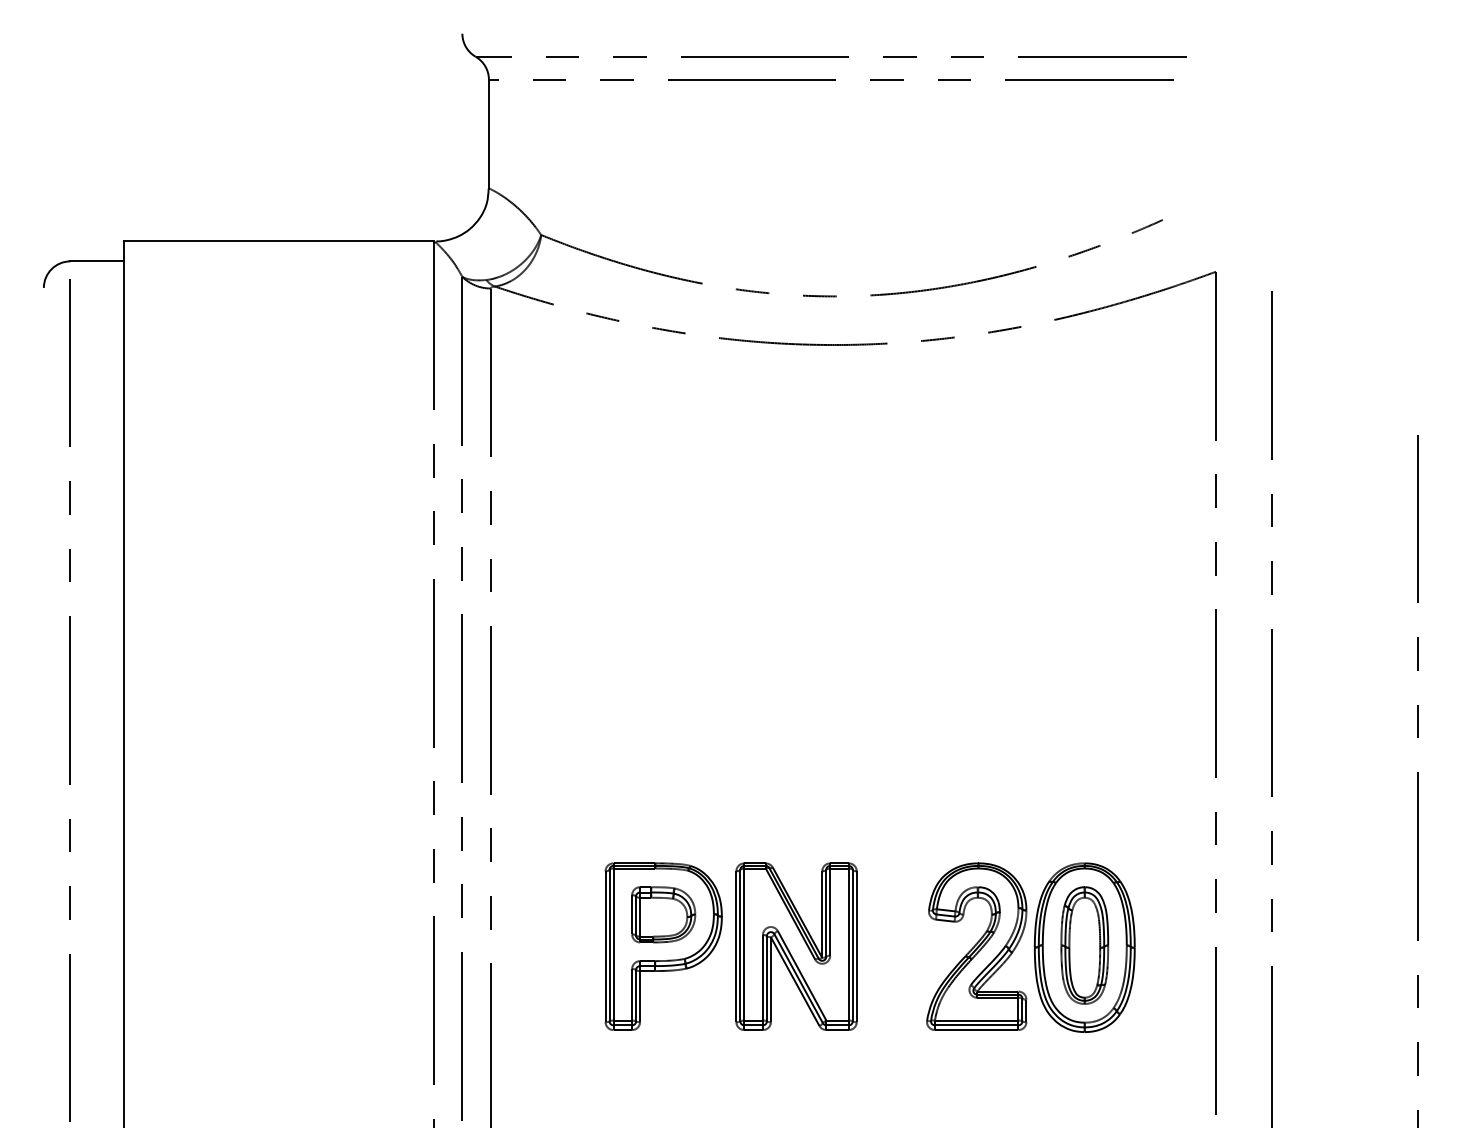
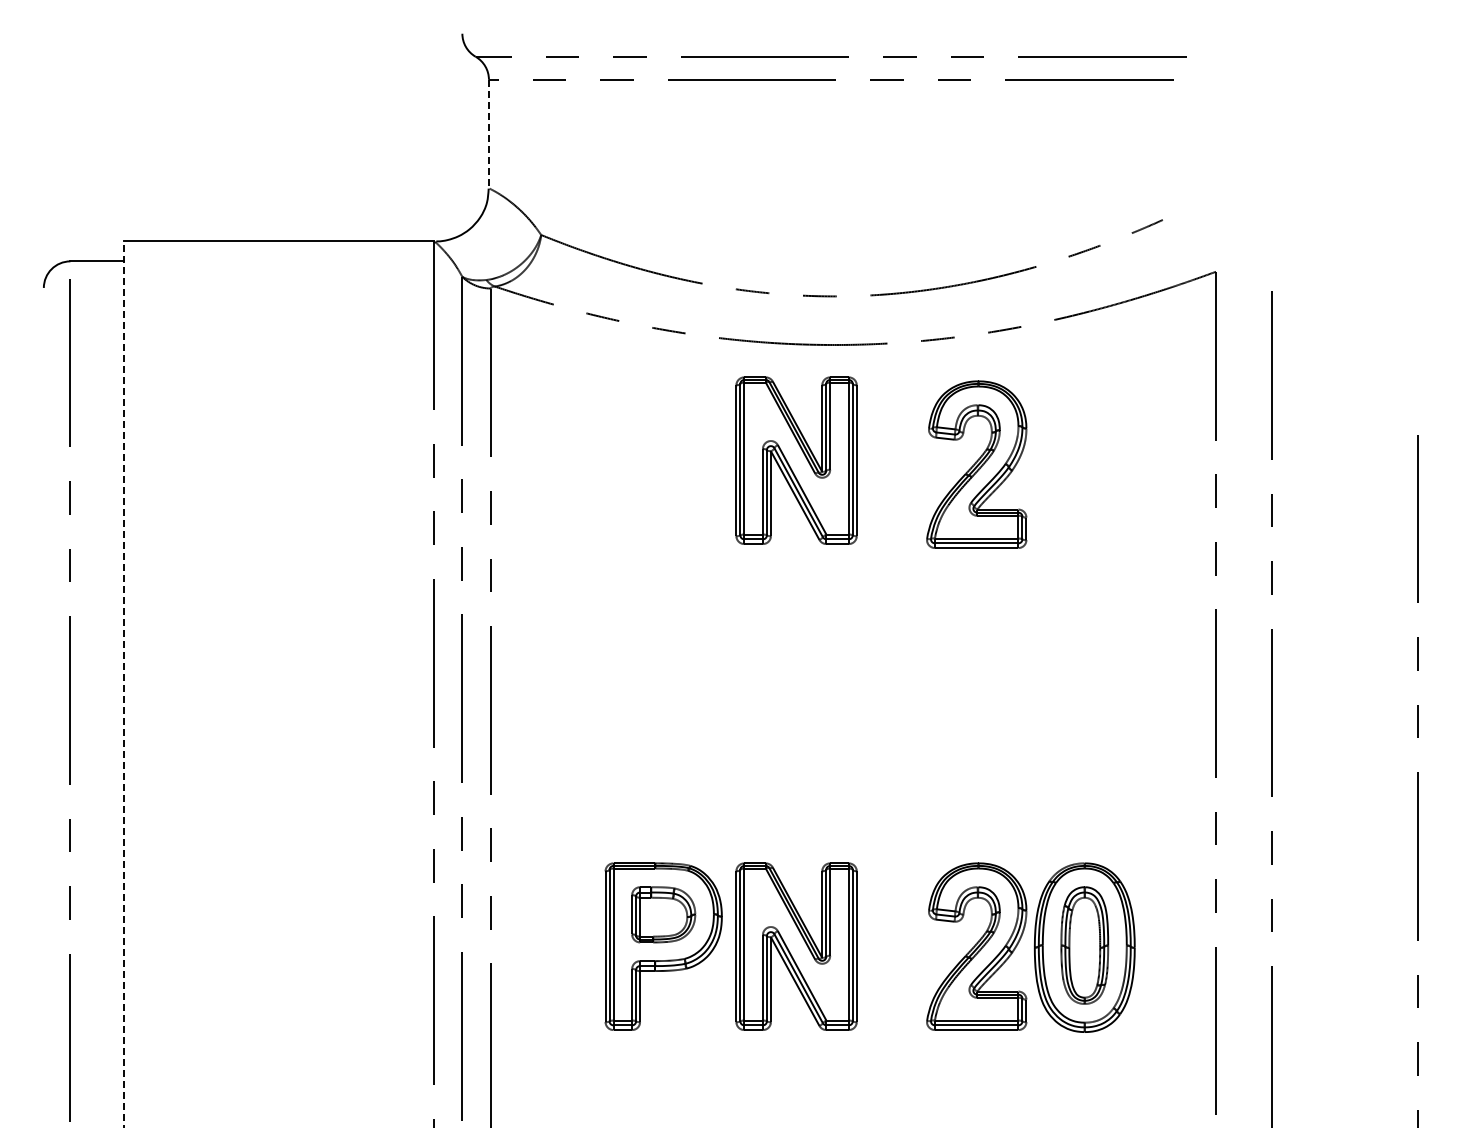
line: solid -> dashed (488, 134)
part: none -> present (796, 460)
part: none -> present (976, 464)
line: solid -> dashed (123, 684)
